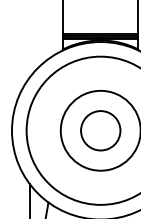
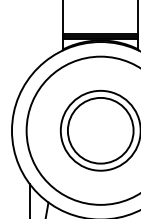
circle diameter: 39 px -> 66 px (100, 130)
